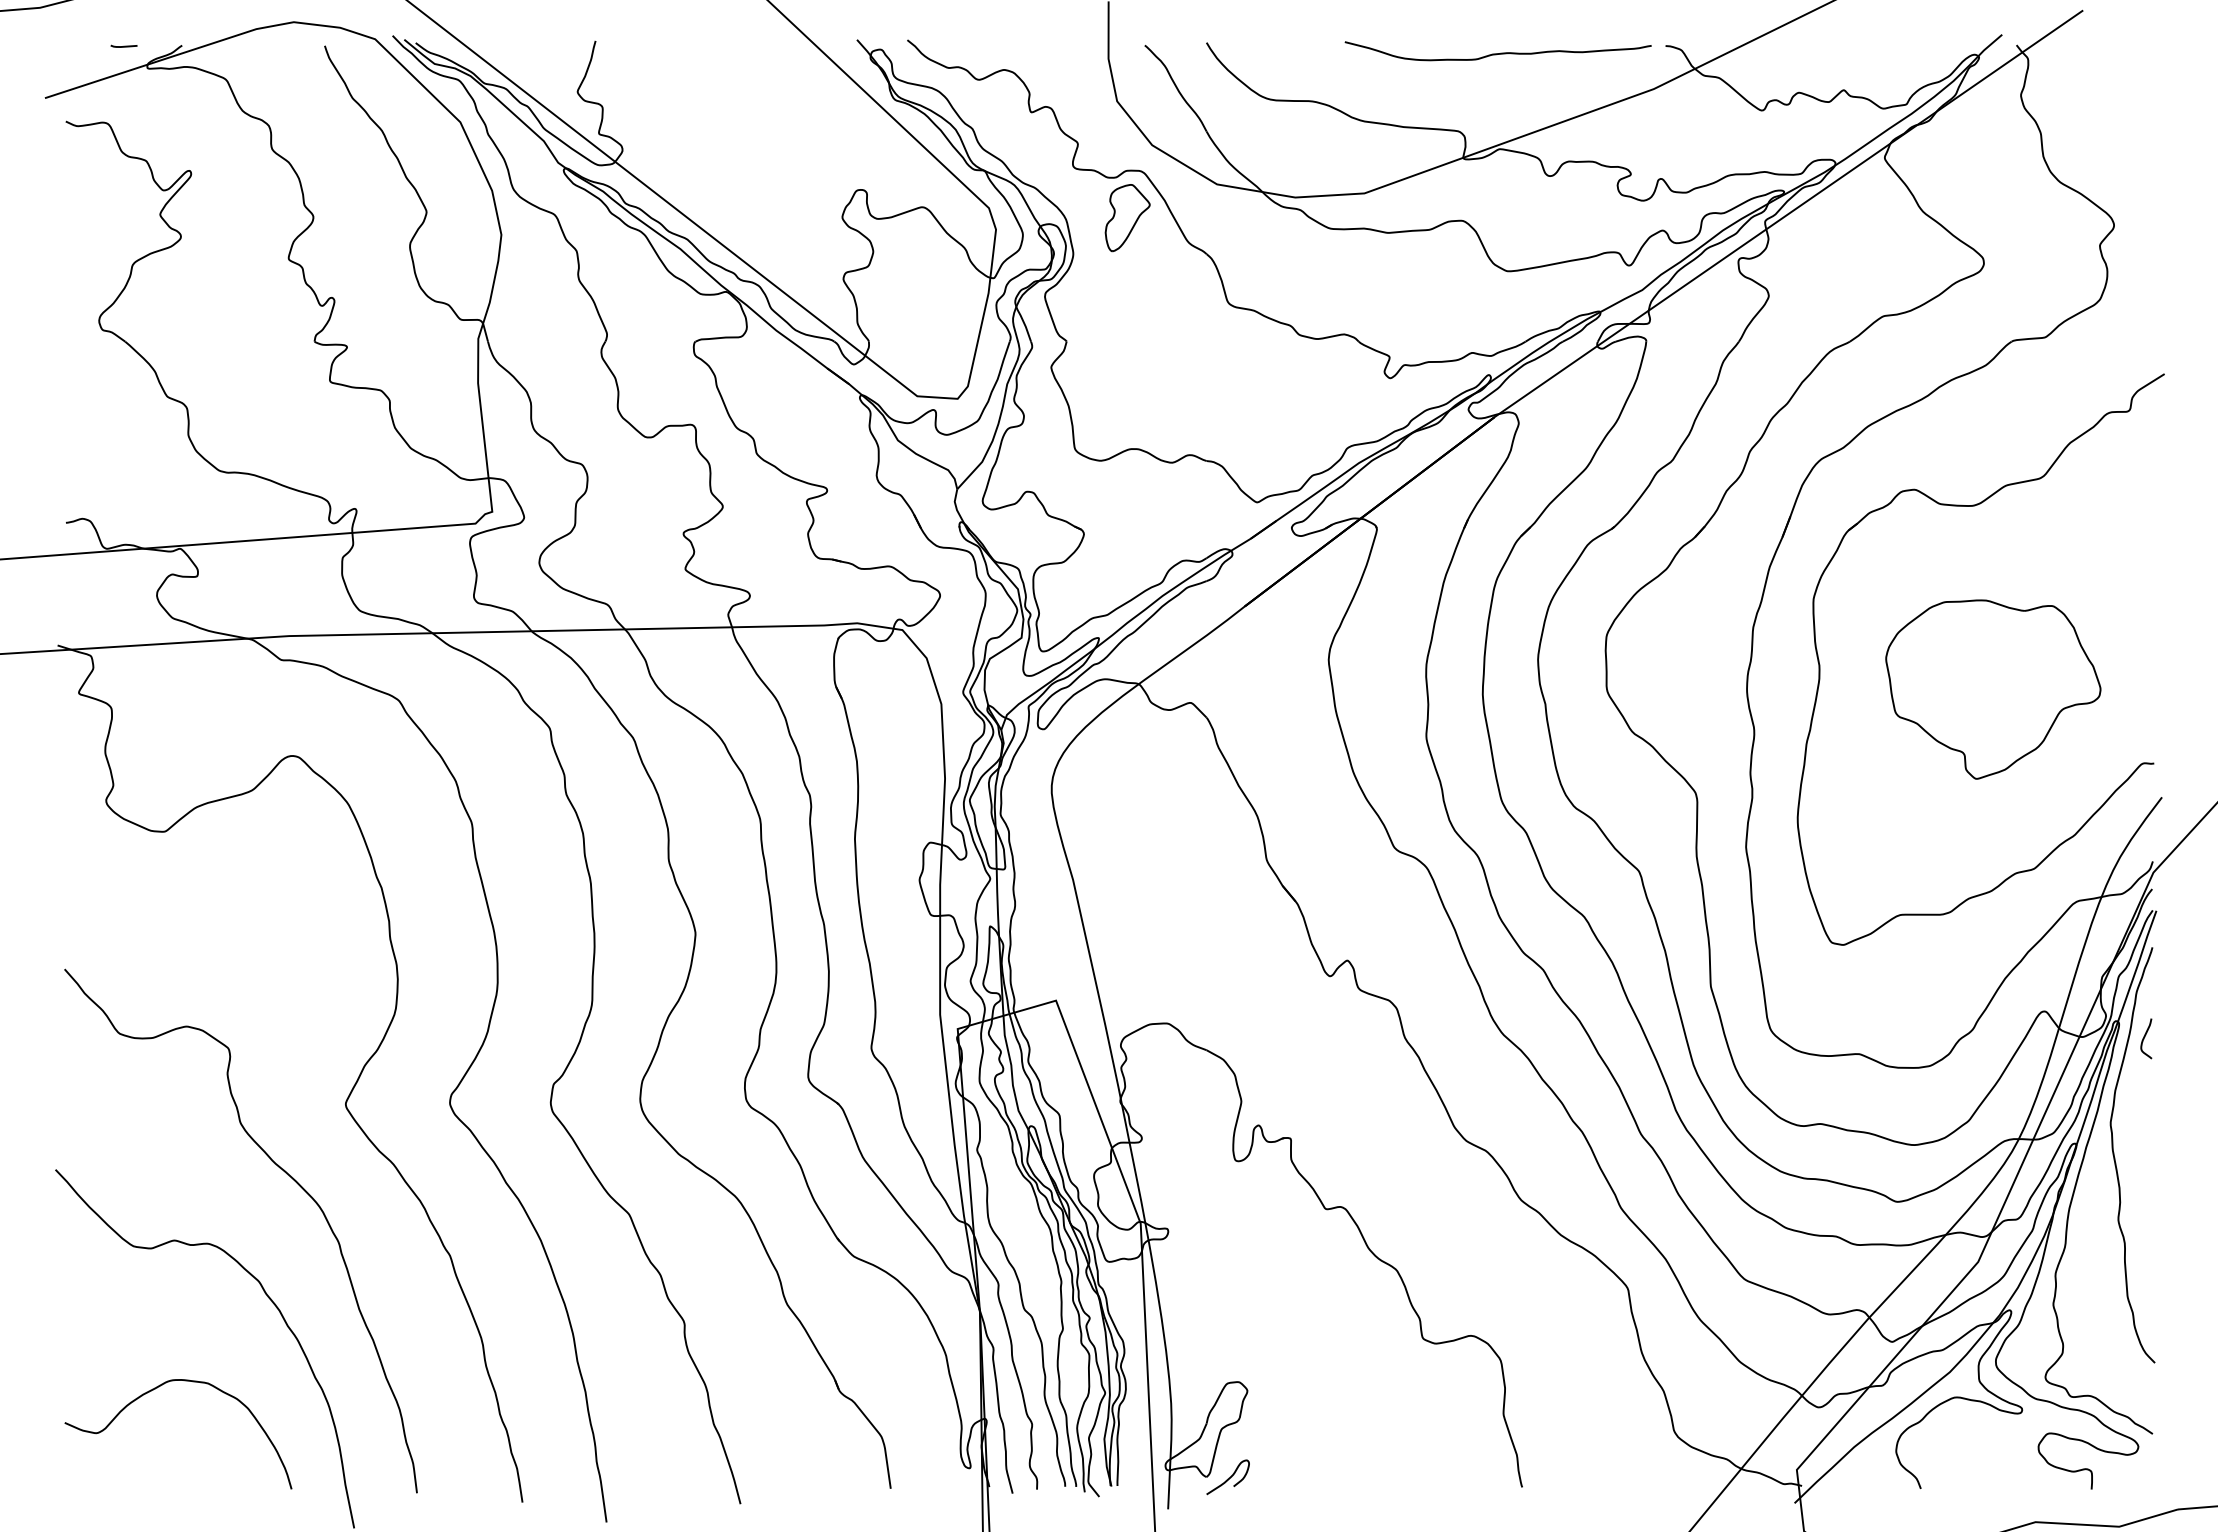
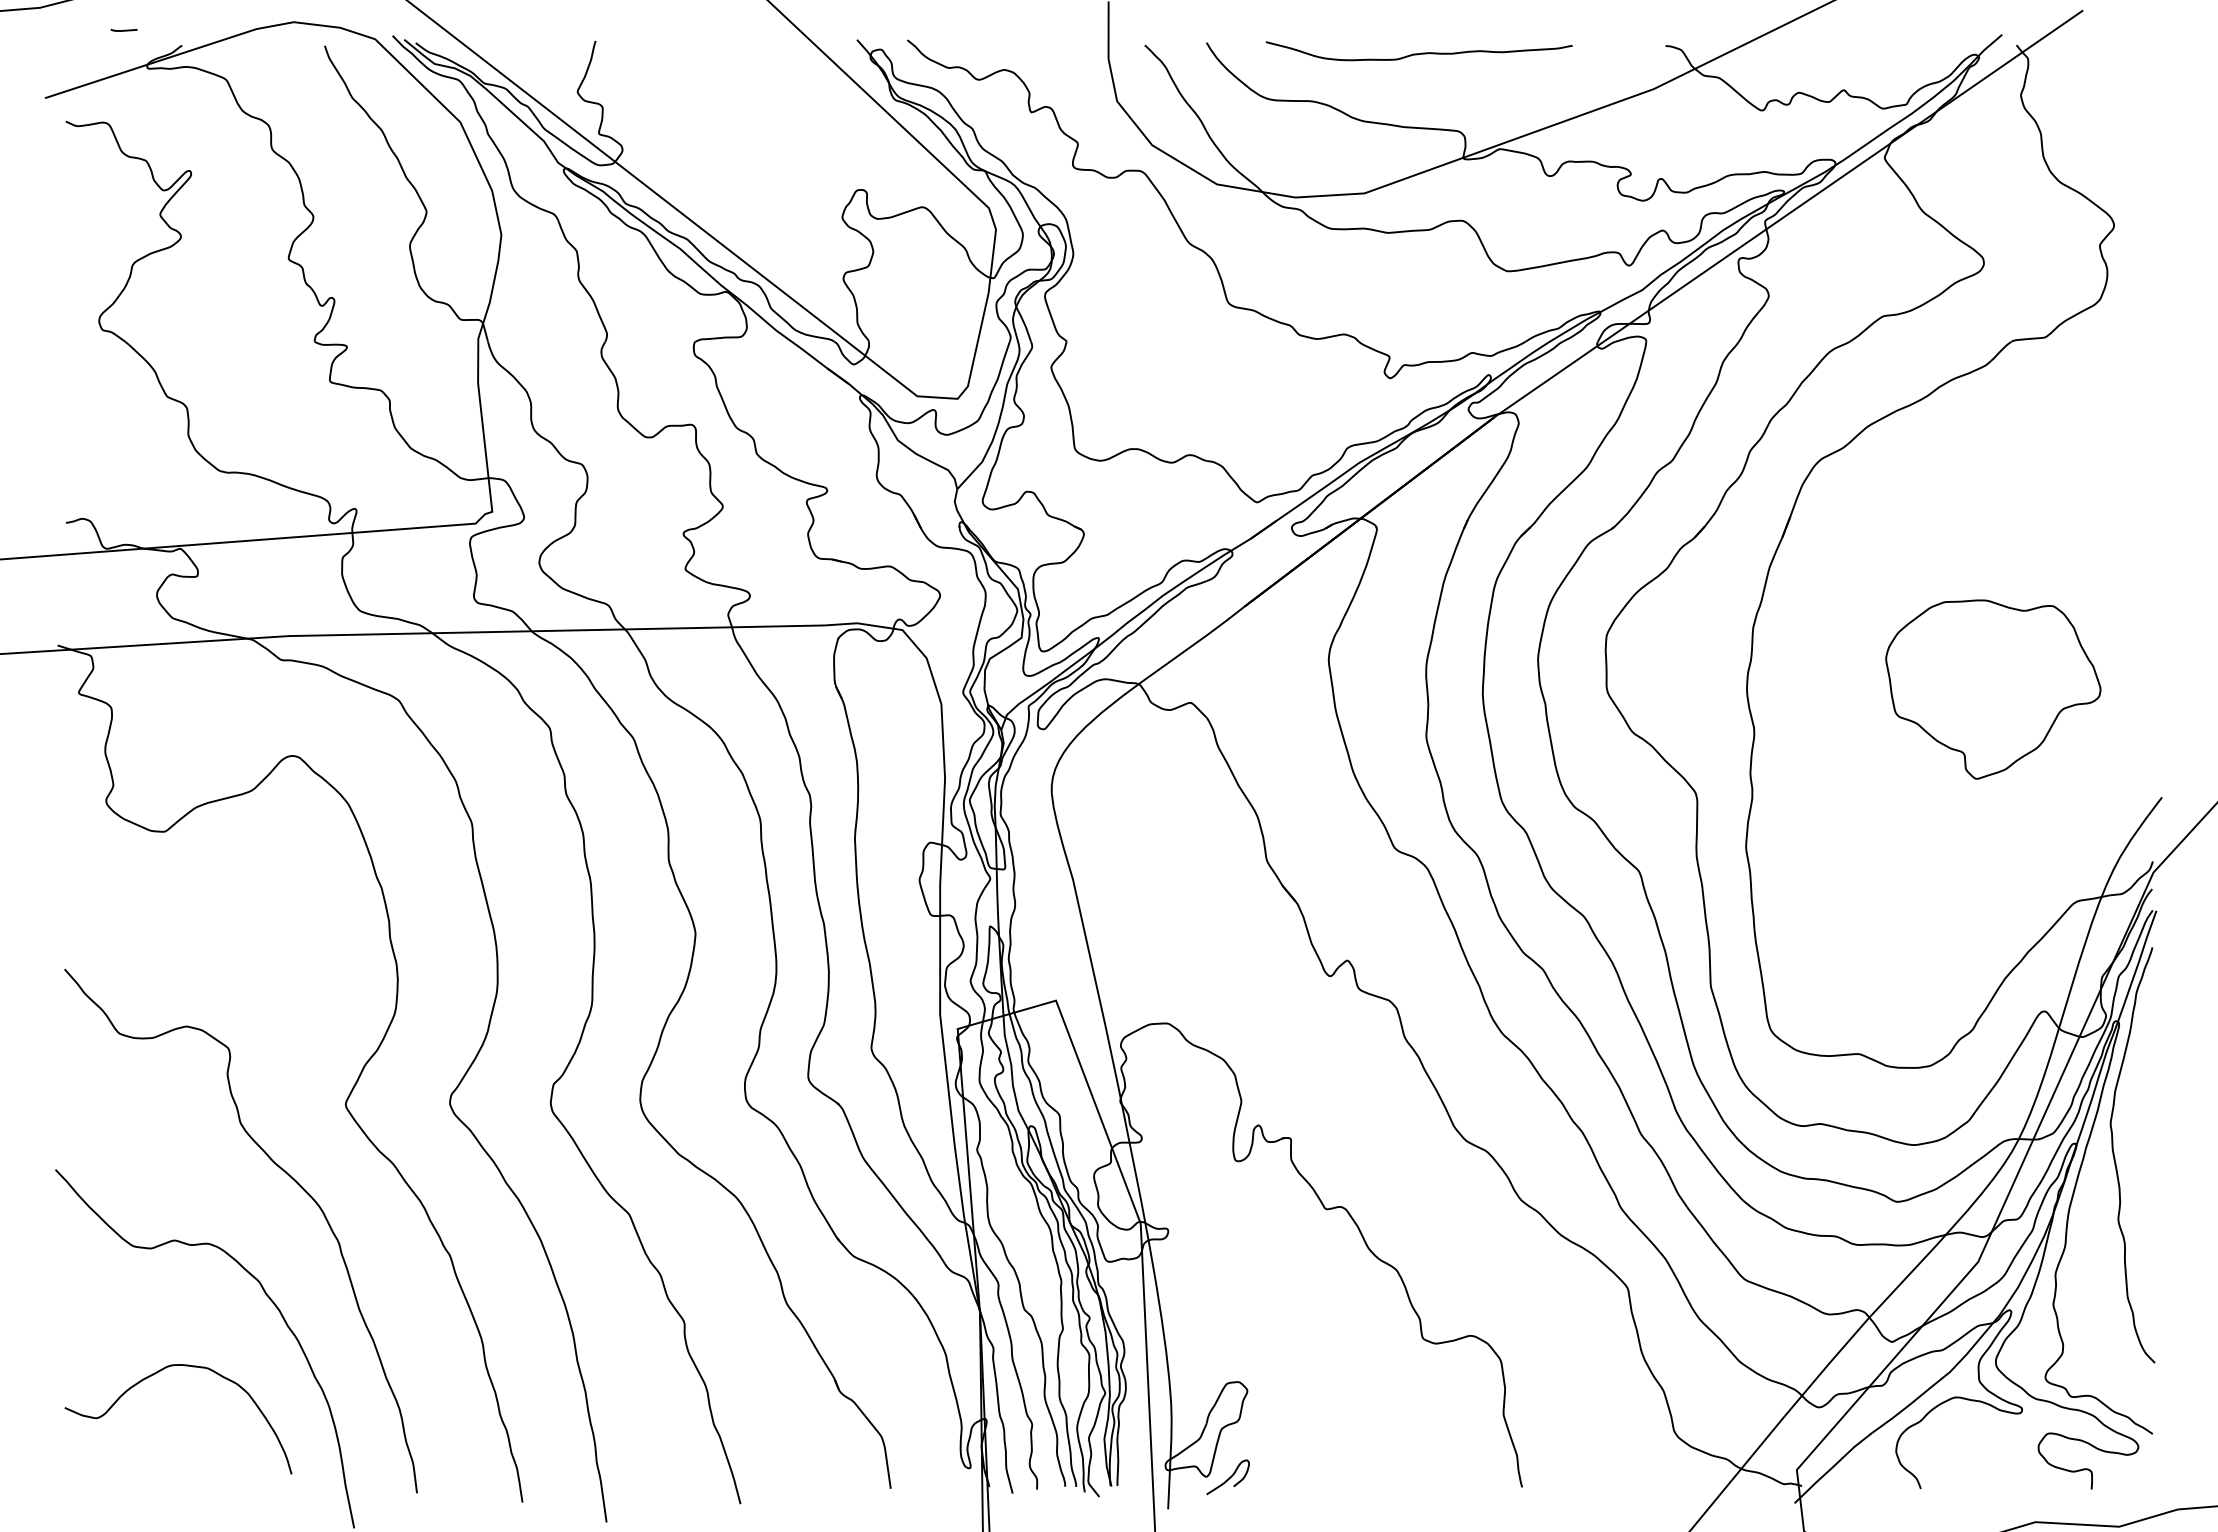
line position: (123, 45) -> (123, 29) (123, 29)
curve position: (1497, 53) -> (1418, 53) (1418, 53)
part: present -> none (1127, 218)
part: present -> none (1975, 506)
curve: present -> none (2145, 1037)
curve position: (155, 1389) -> (155, 1374) (155, 1374)
